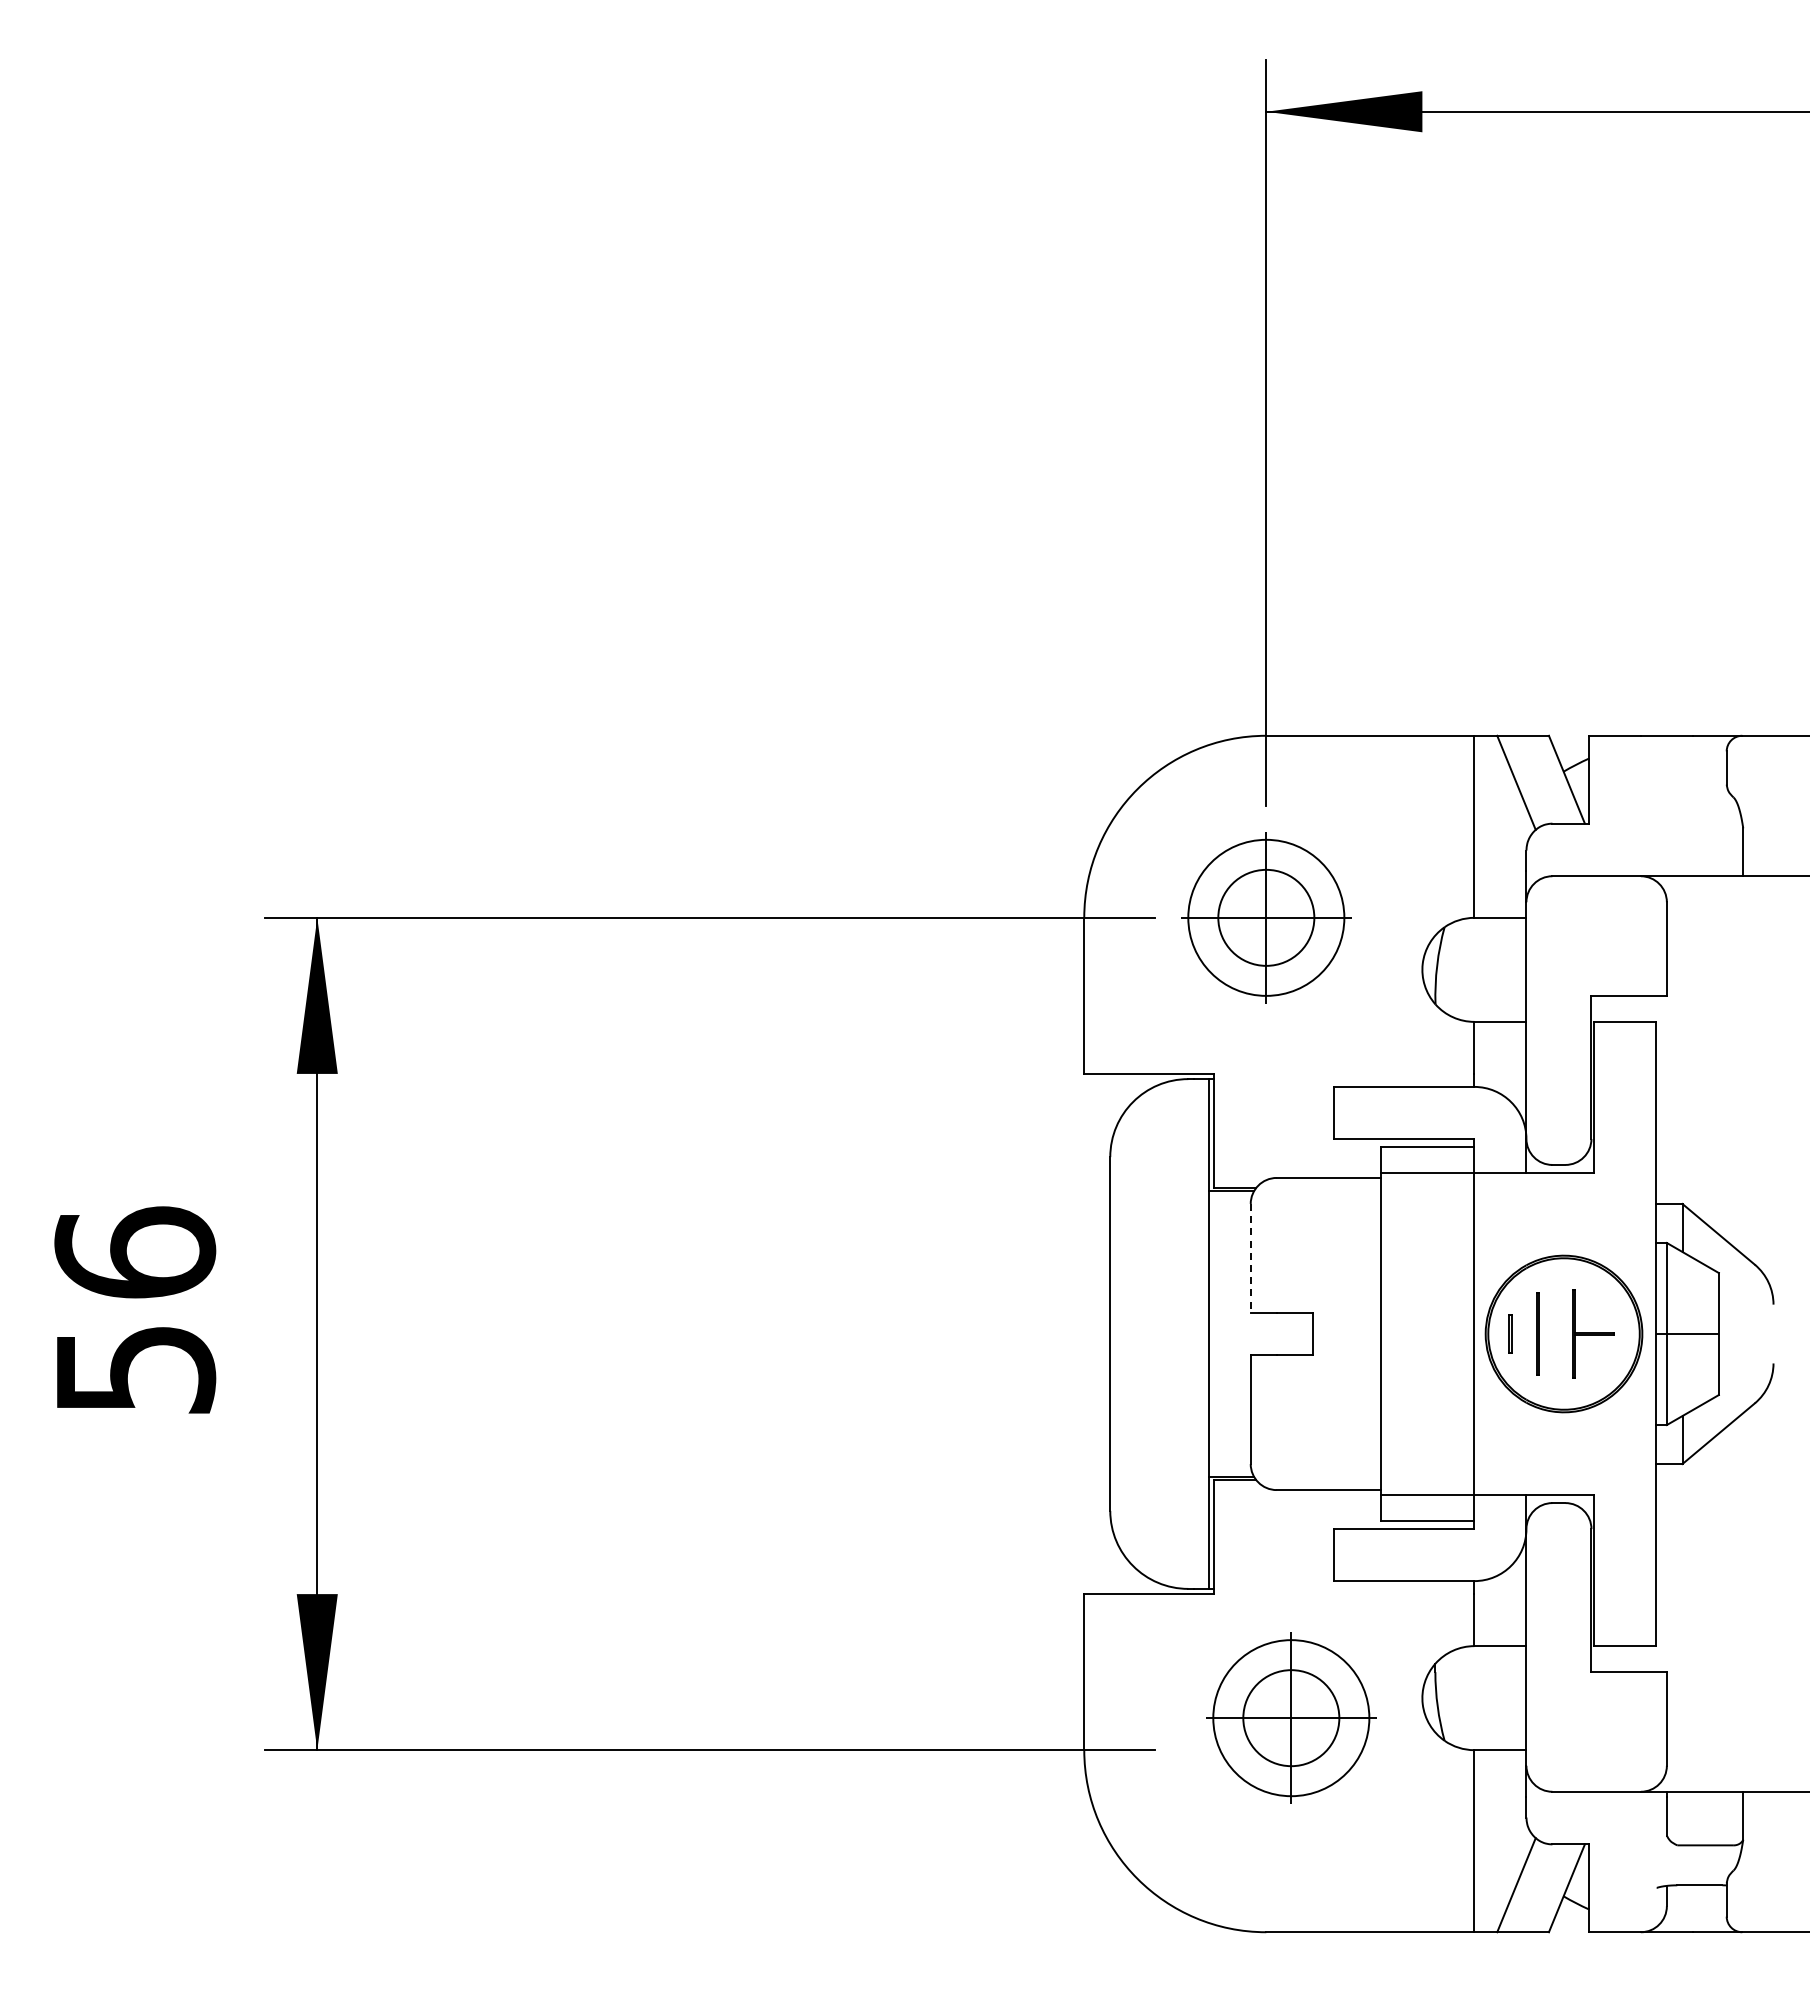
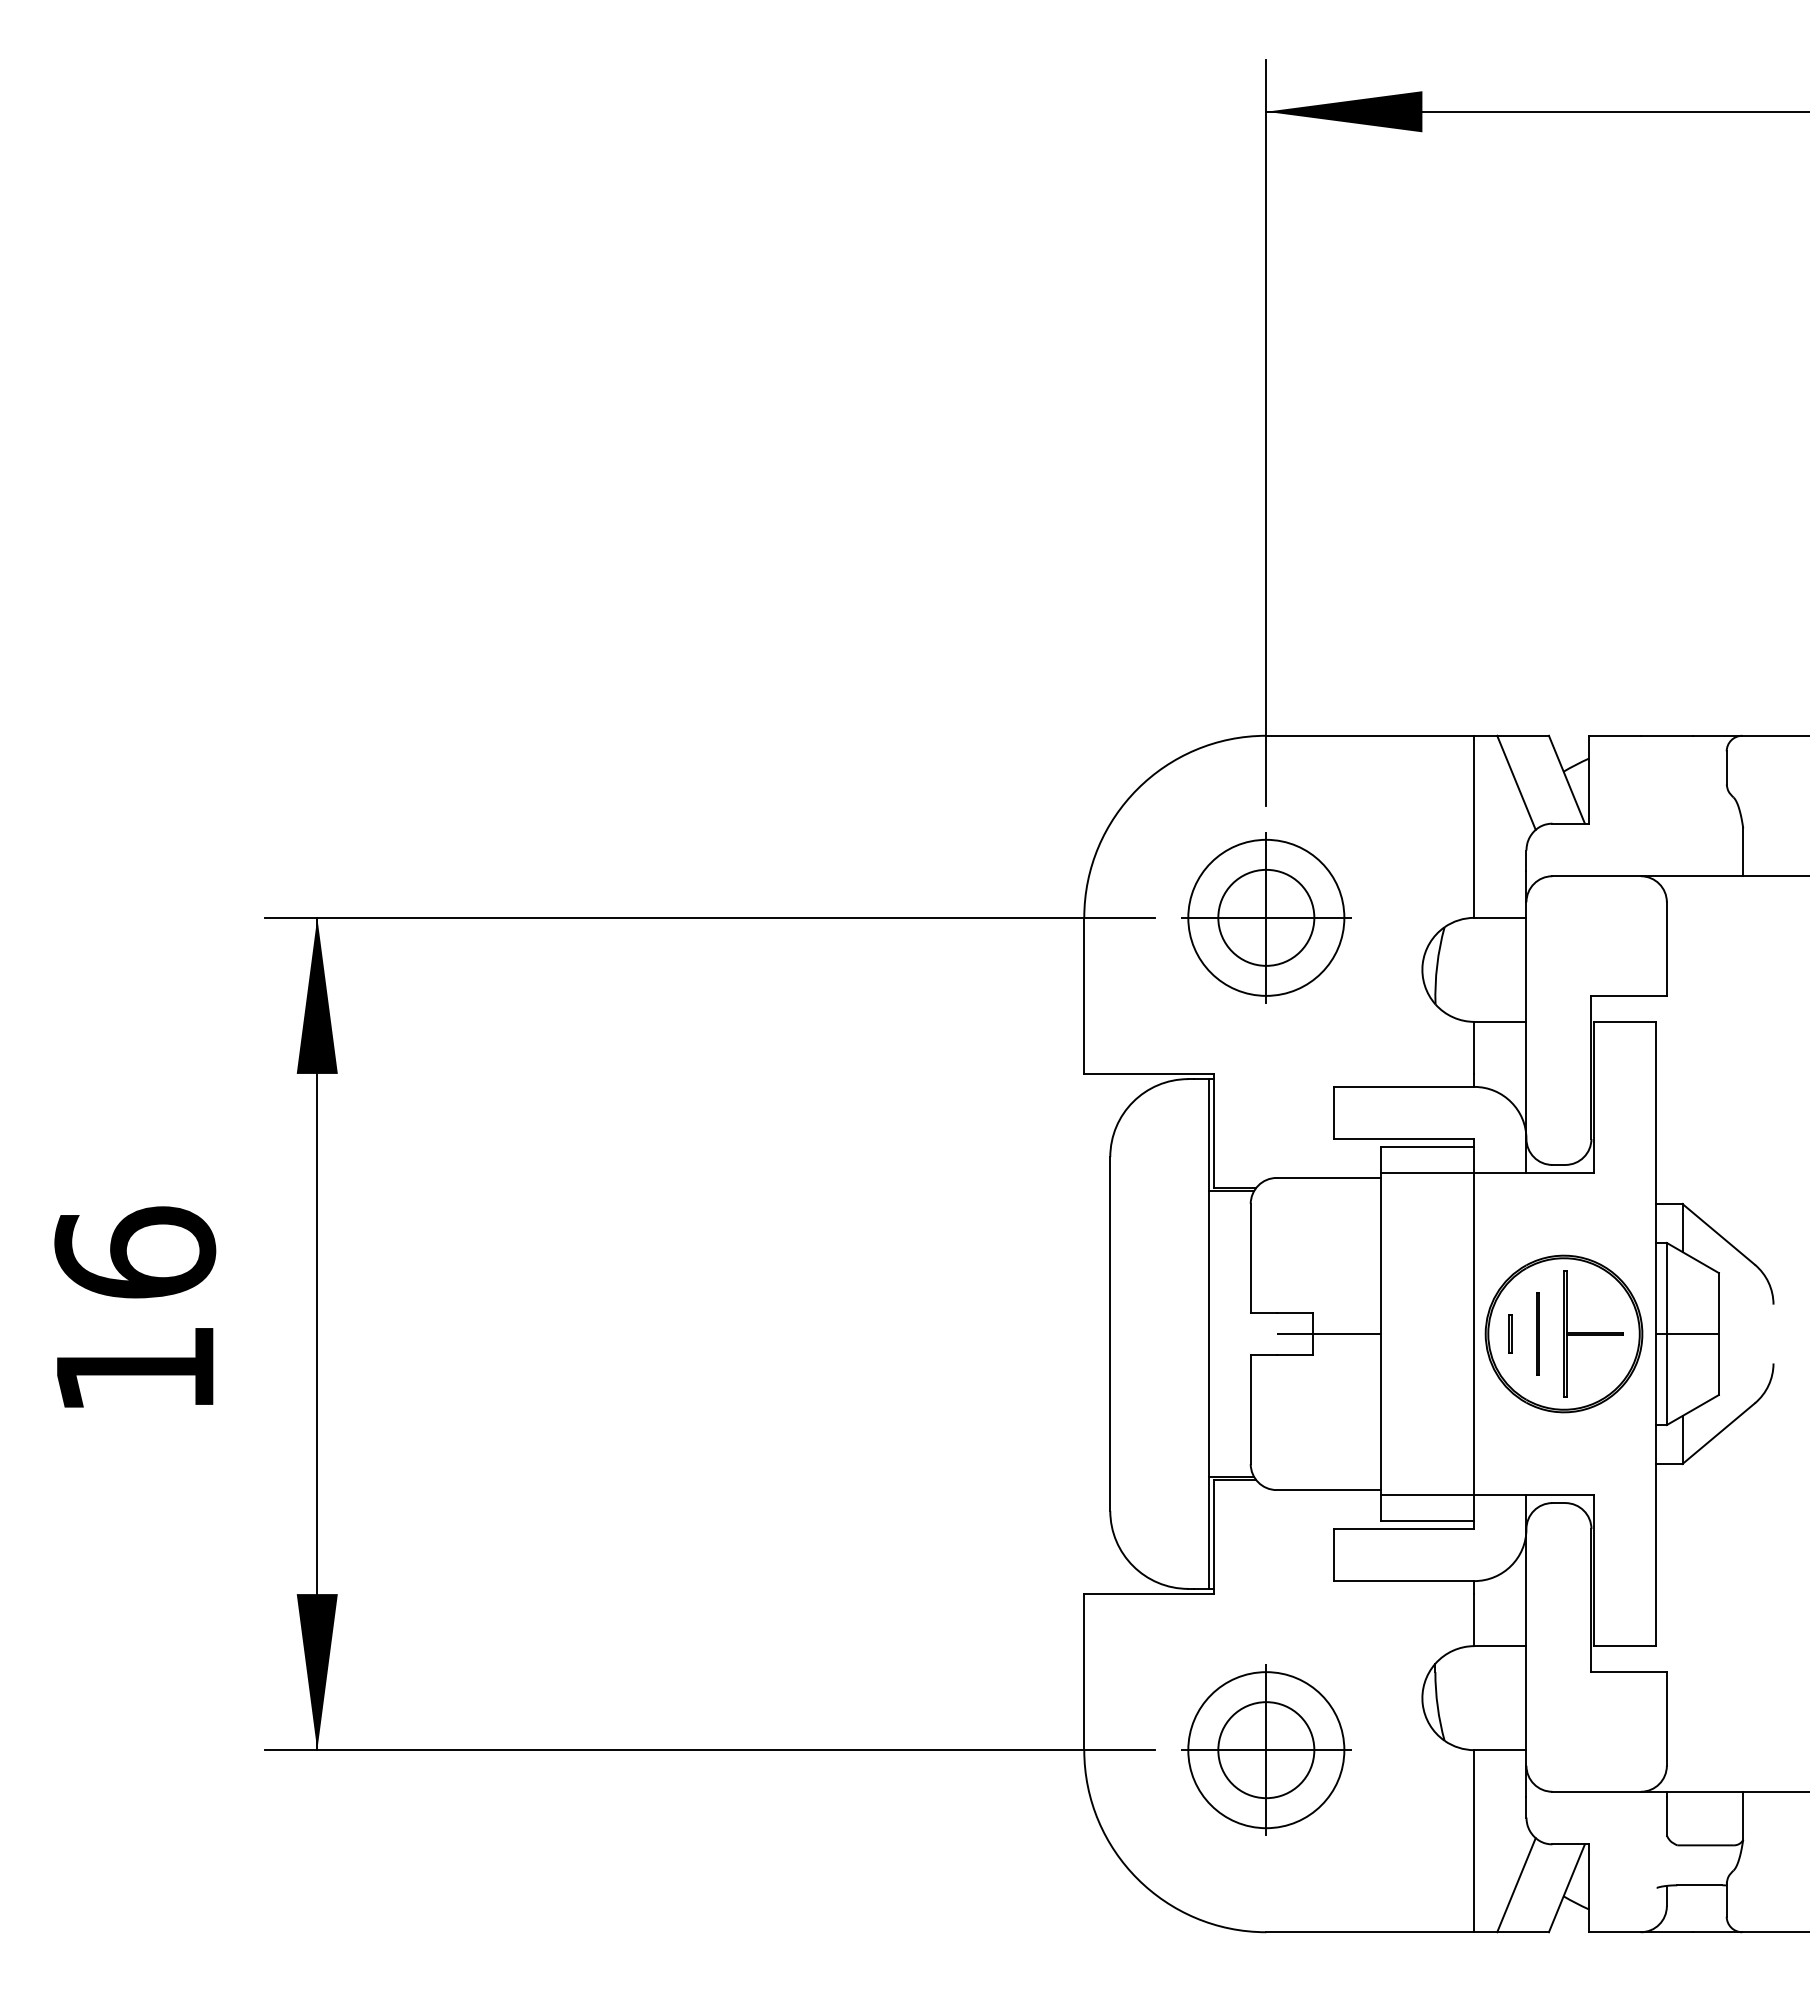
line: dashed -> solid (1250, 1258)
part size: 43x90 px -> 61x128 px (1593, 1333)
line: none -> present (1328, 1334)
text: 56 -> 16 (136, 1370)
part position: (1291, 1717) -> (1266, 1749) (1266, 1749)
